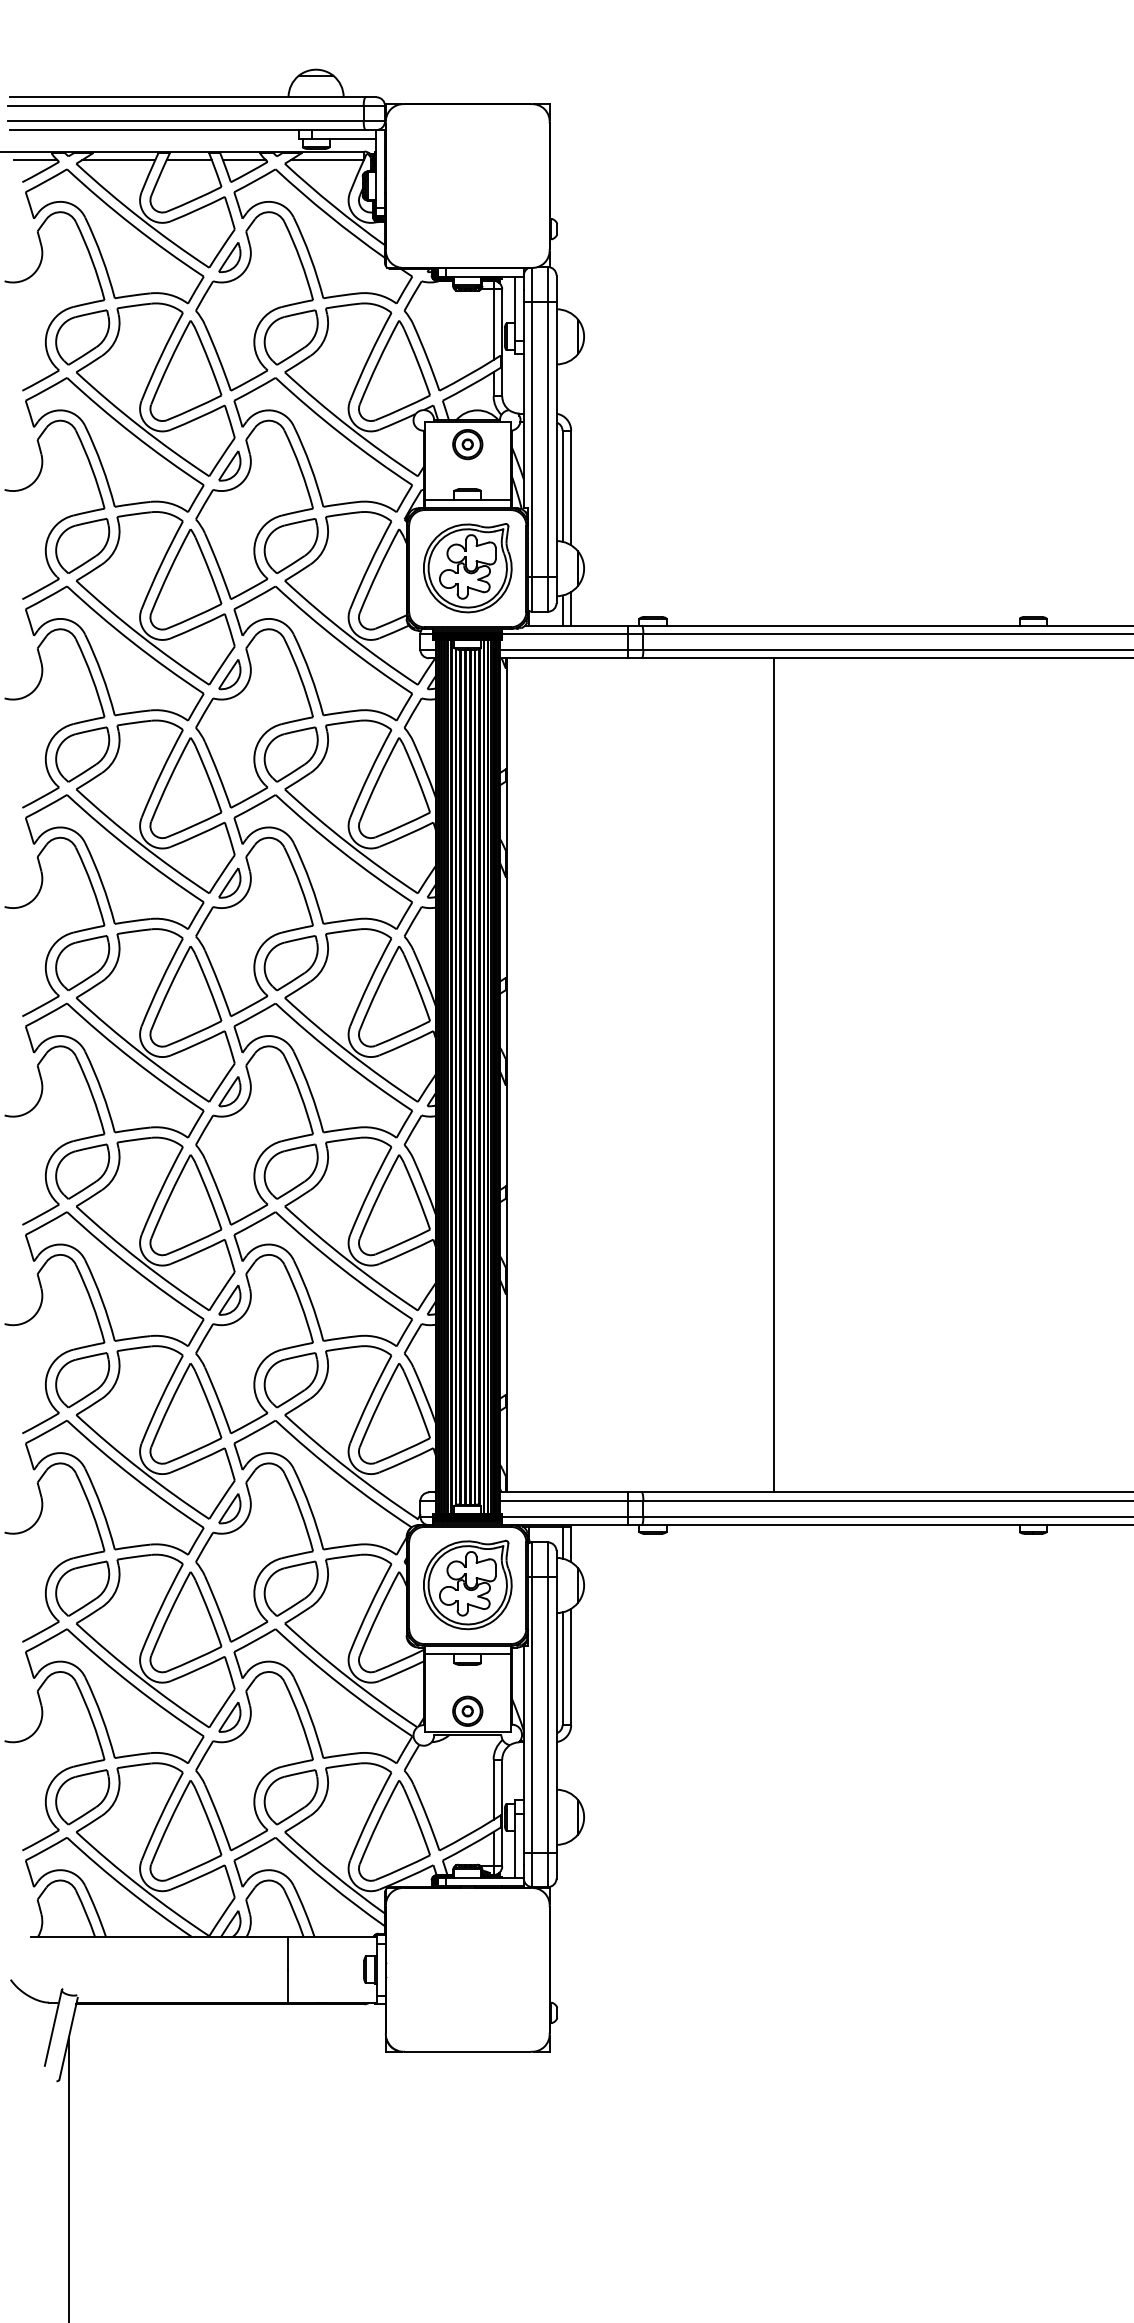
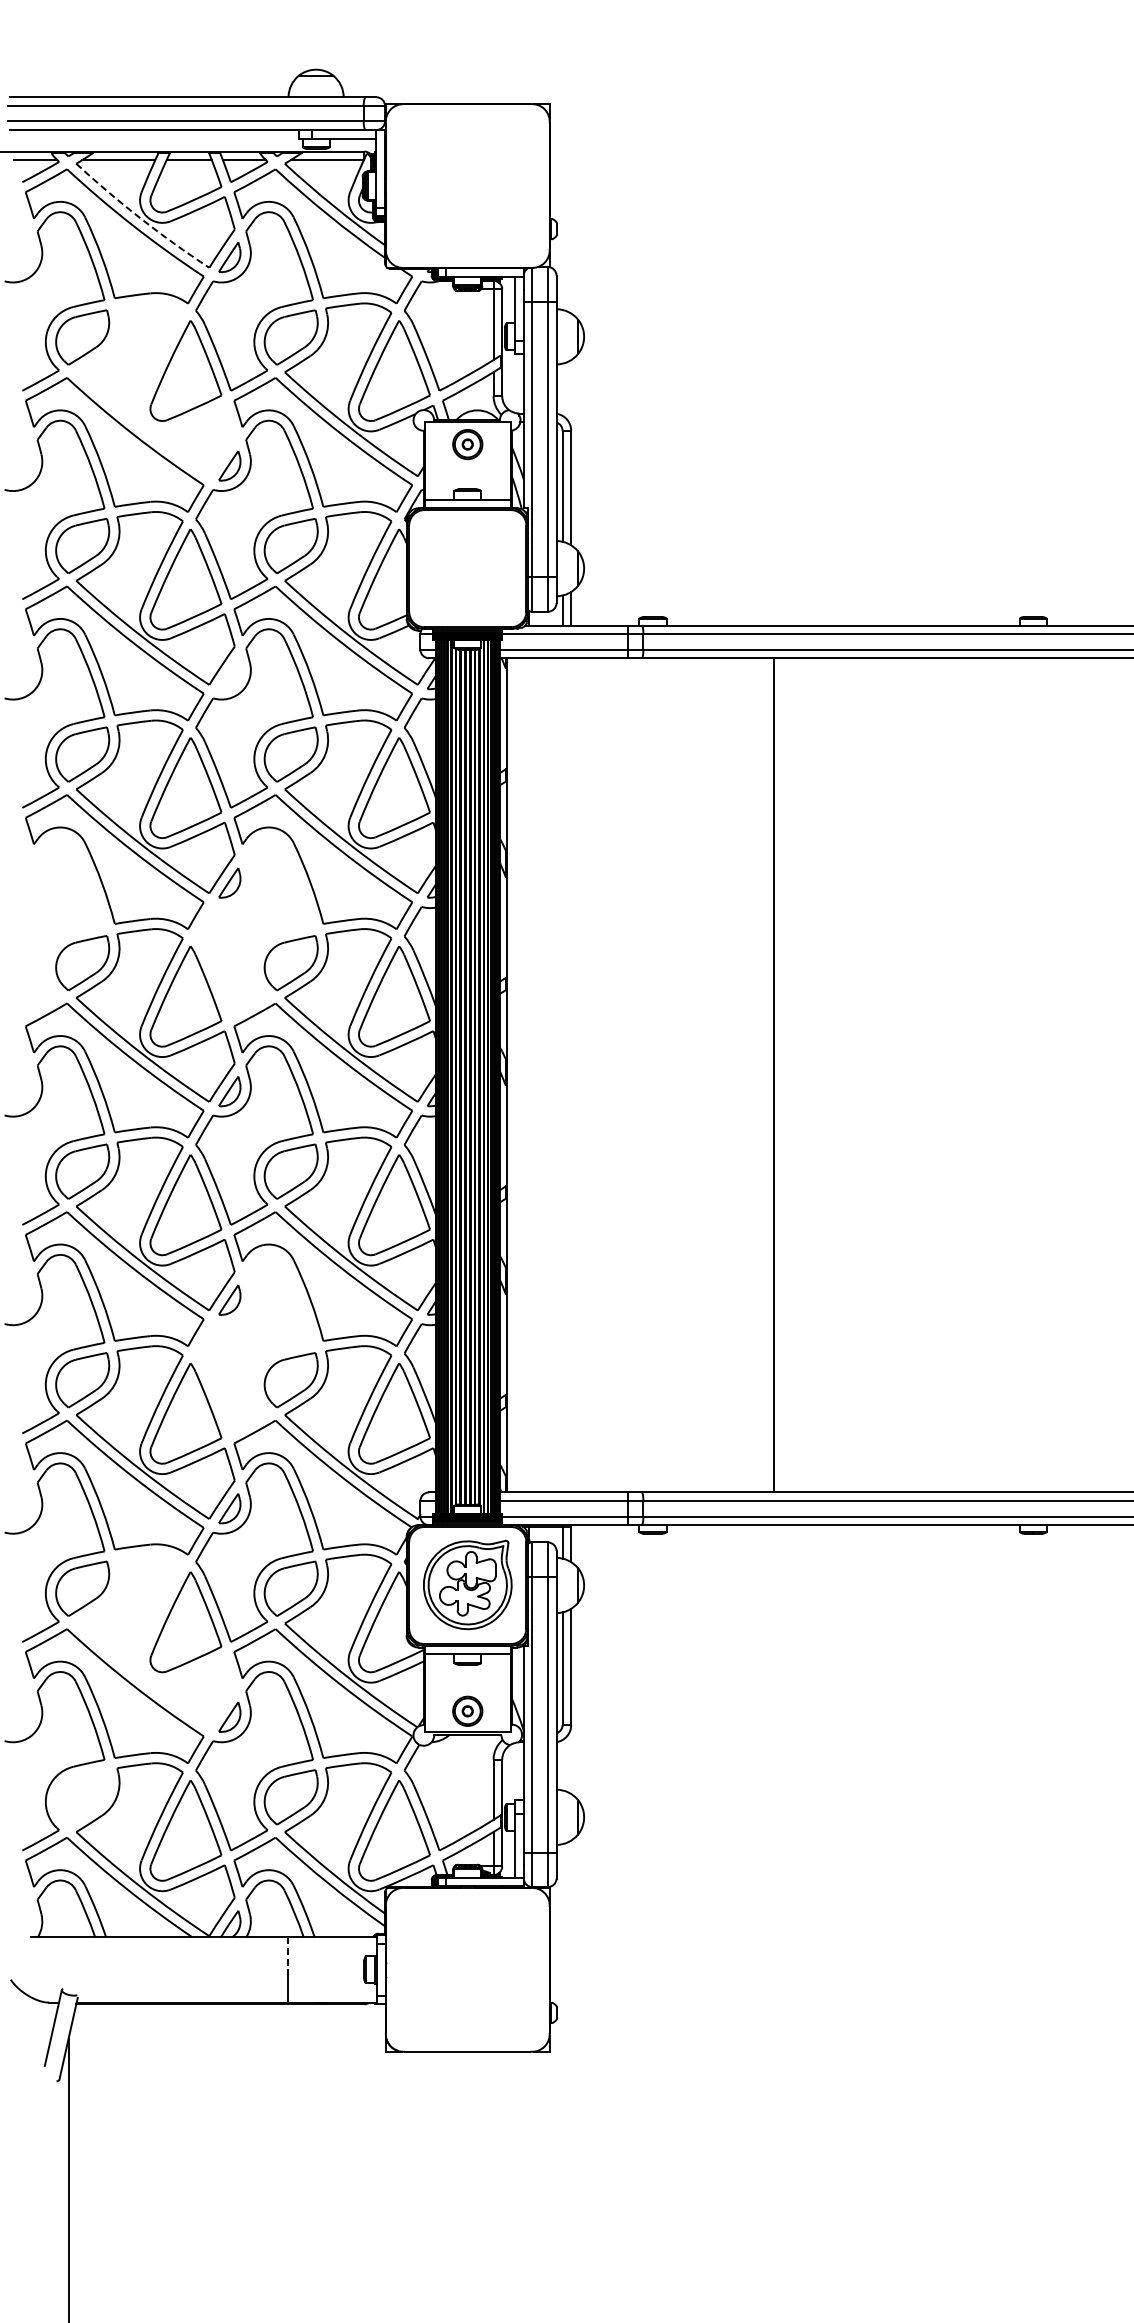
arc: solid -> dashed (140, 218)
part: present -> none (148, 387)
part: present -> none (467, 568)
part: present -> none (229, 674)
part: present -> none (254, 926)
part: present -> none (61, 936)
part: present -> none (254, 1344)
part: present -> none (149, 1636)
part: present -> none (82, 1797)
line: solid -> dashed (287, 1953)
